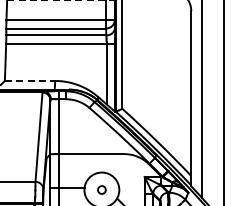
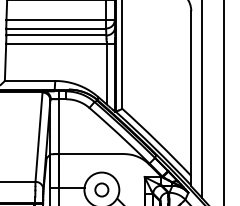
line: dashed -> solid (60, 0)
line: dashed -> solid (30, 80)
circle size: 10x10 px -> 16x16 px (101, 189)
